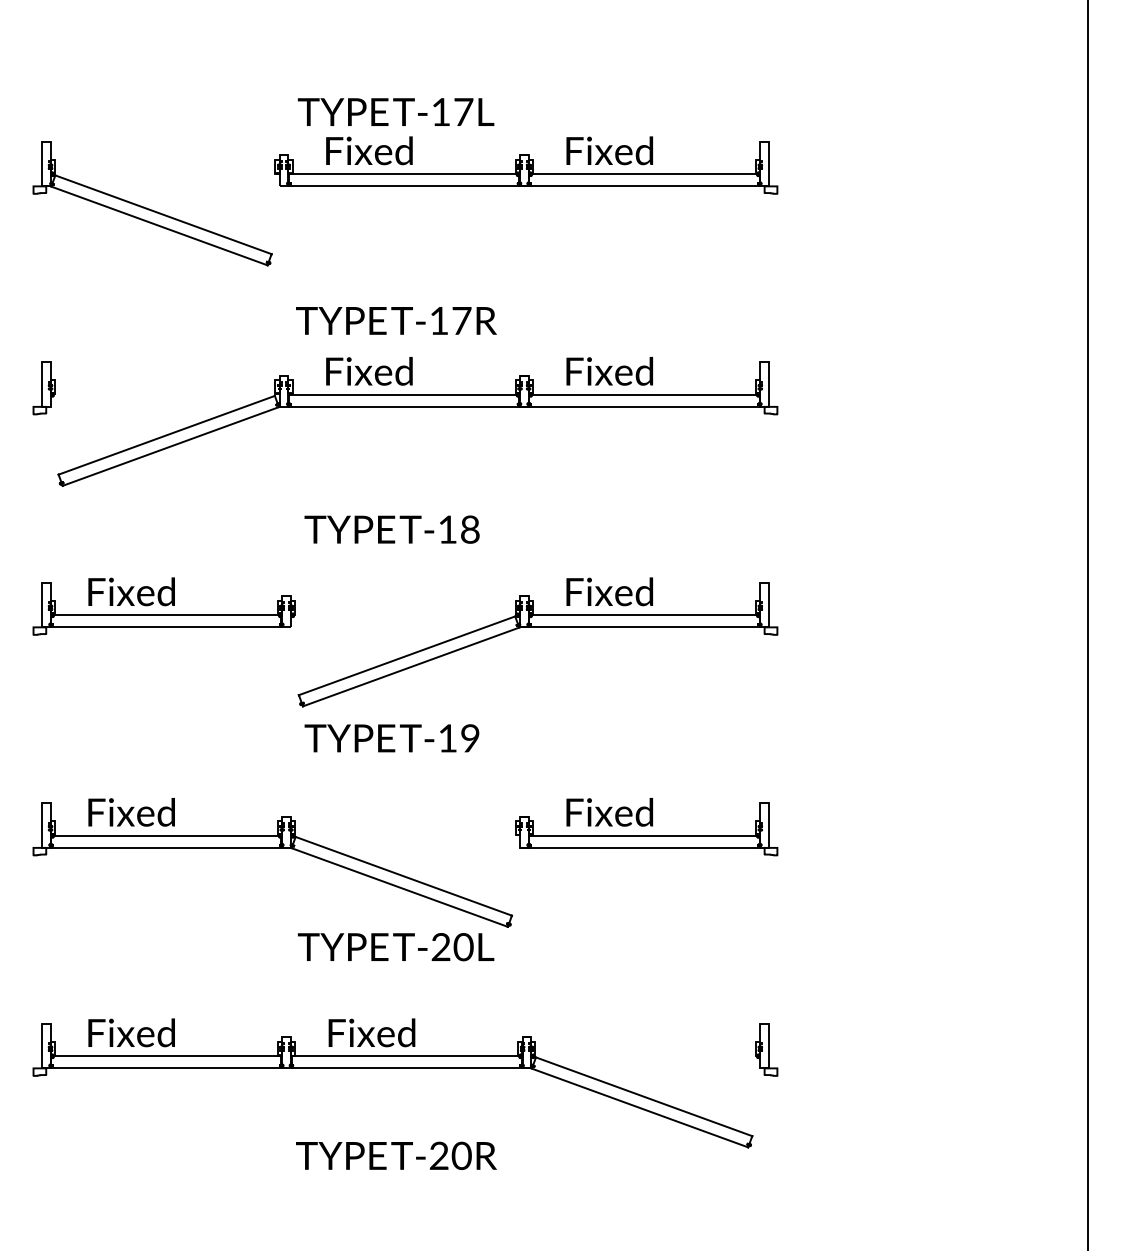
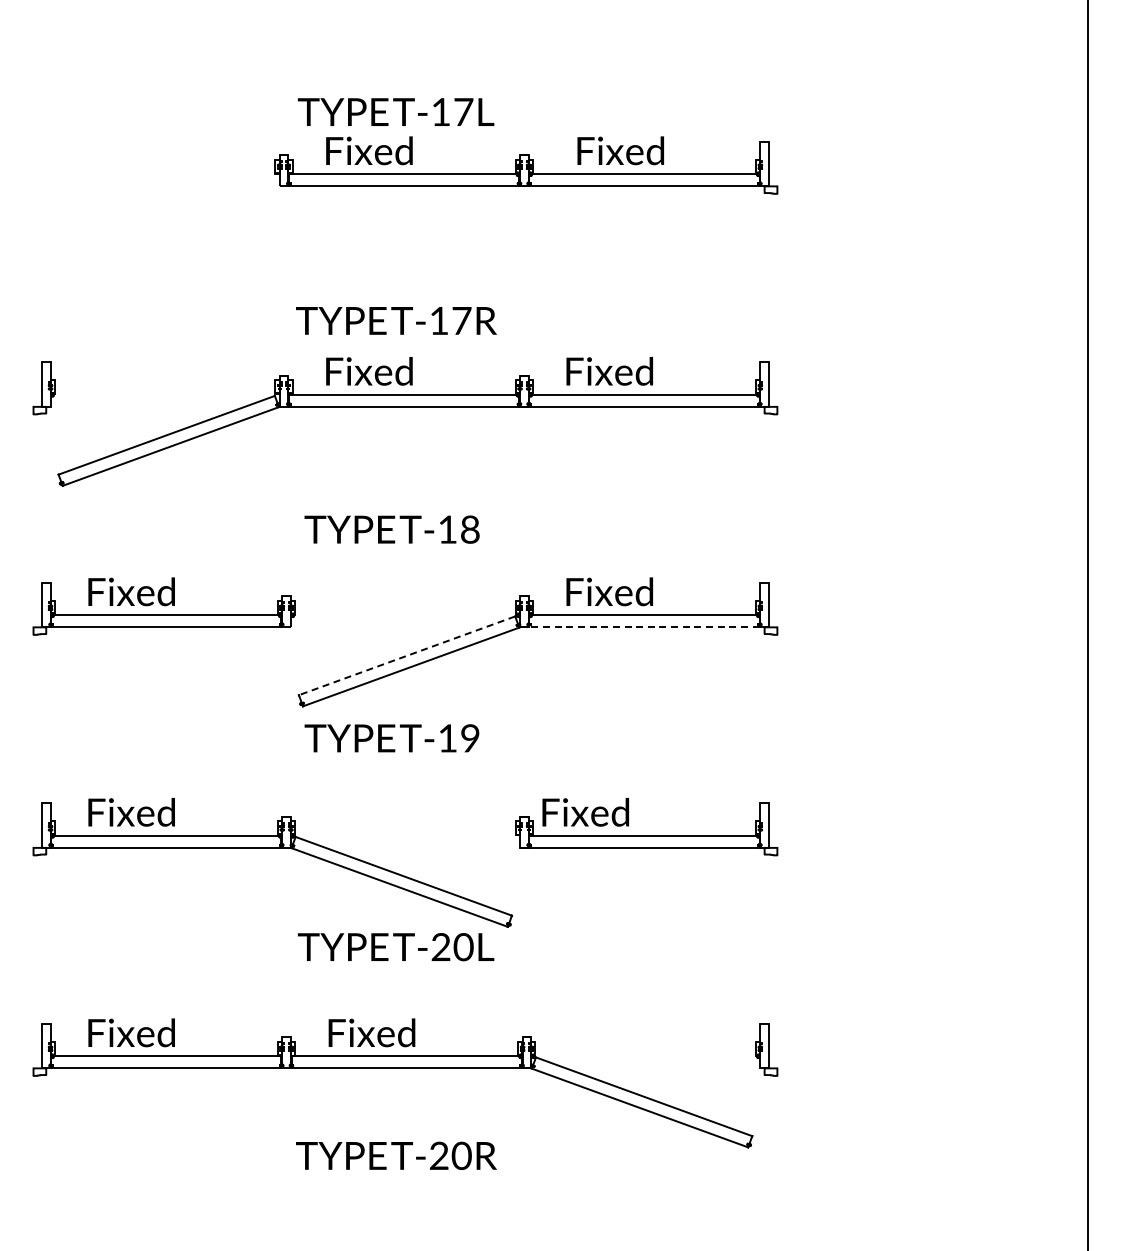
text position: (609, 150) -> (620, 150) (620, 150)
part: present -> none (152, 203)
line: solid -> dashed (644, 627)
line: solid -> dashed (406, 655)
text position: (609, 812) -> (585, 812) (585, 812)
